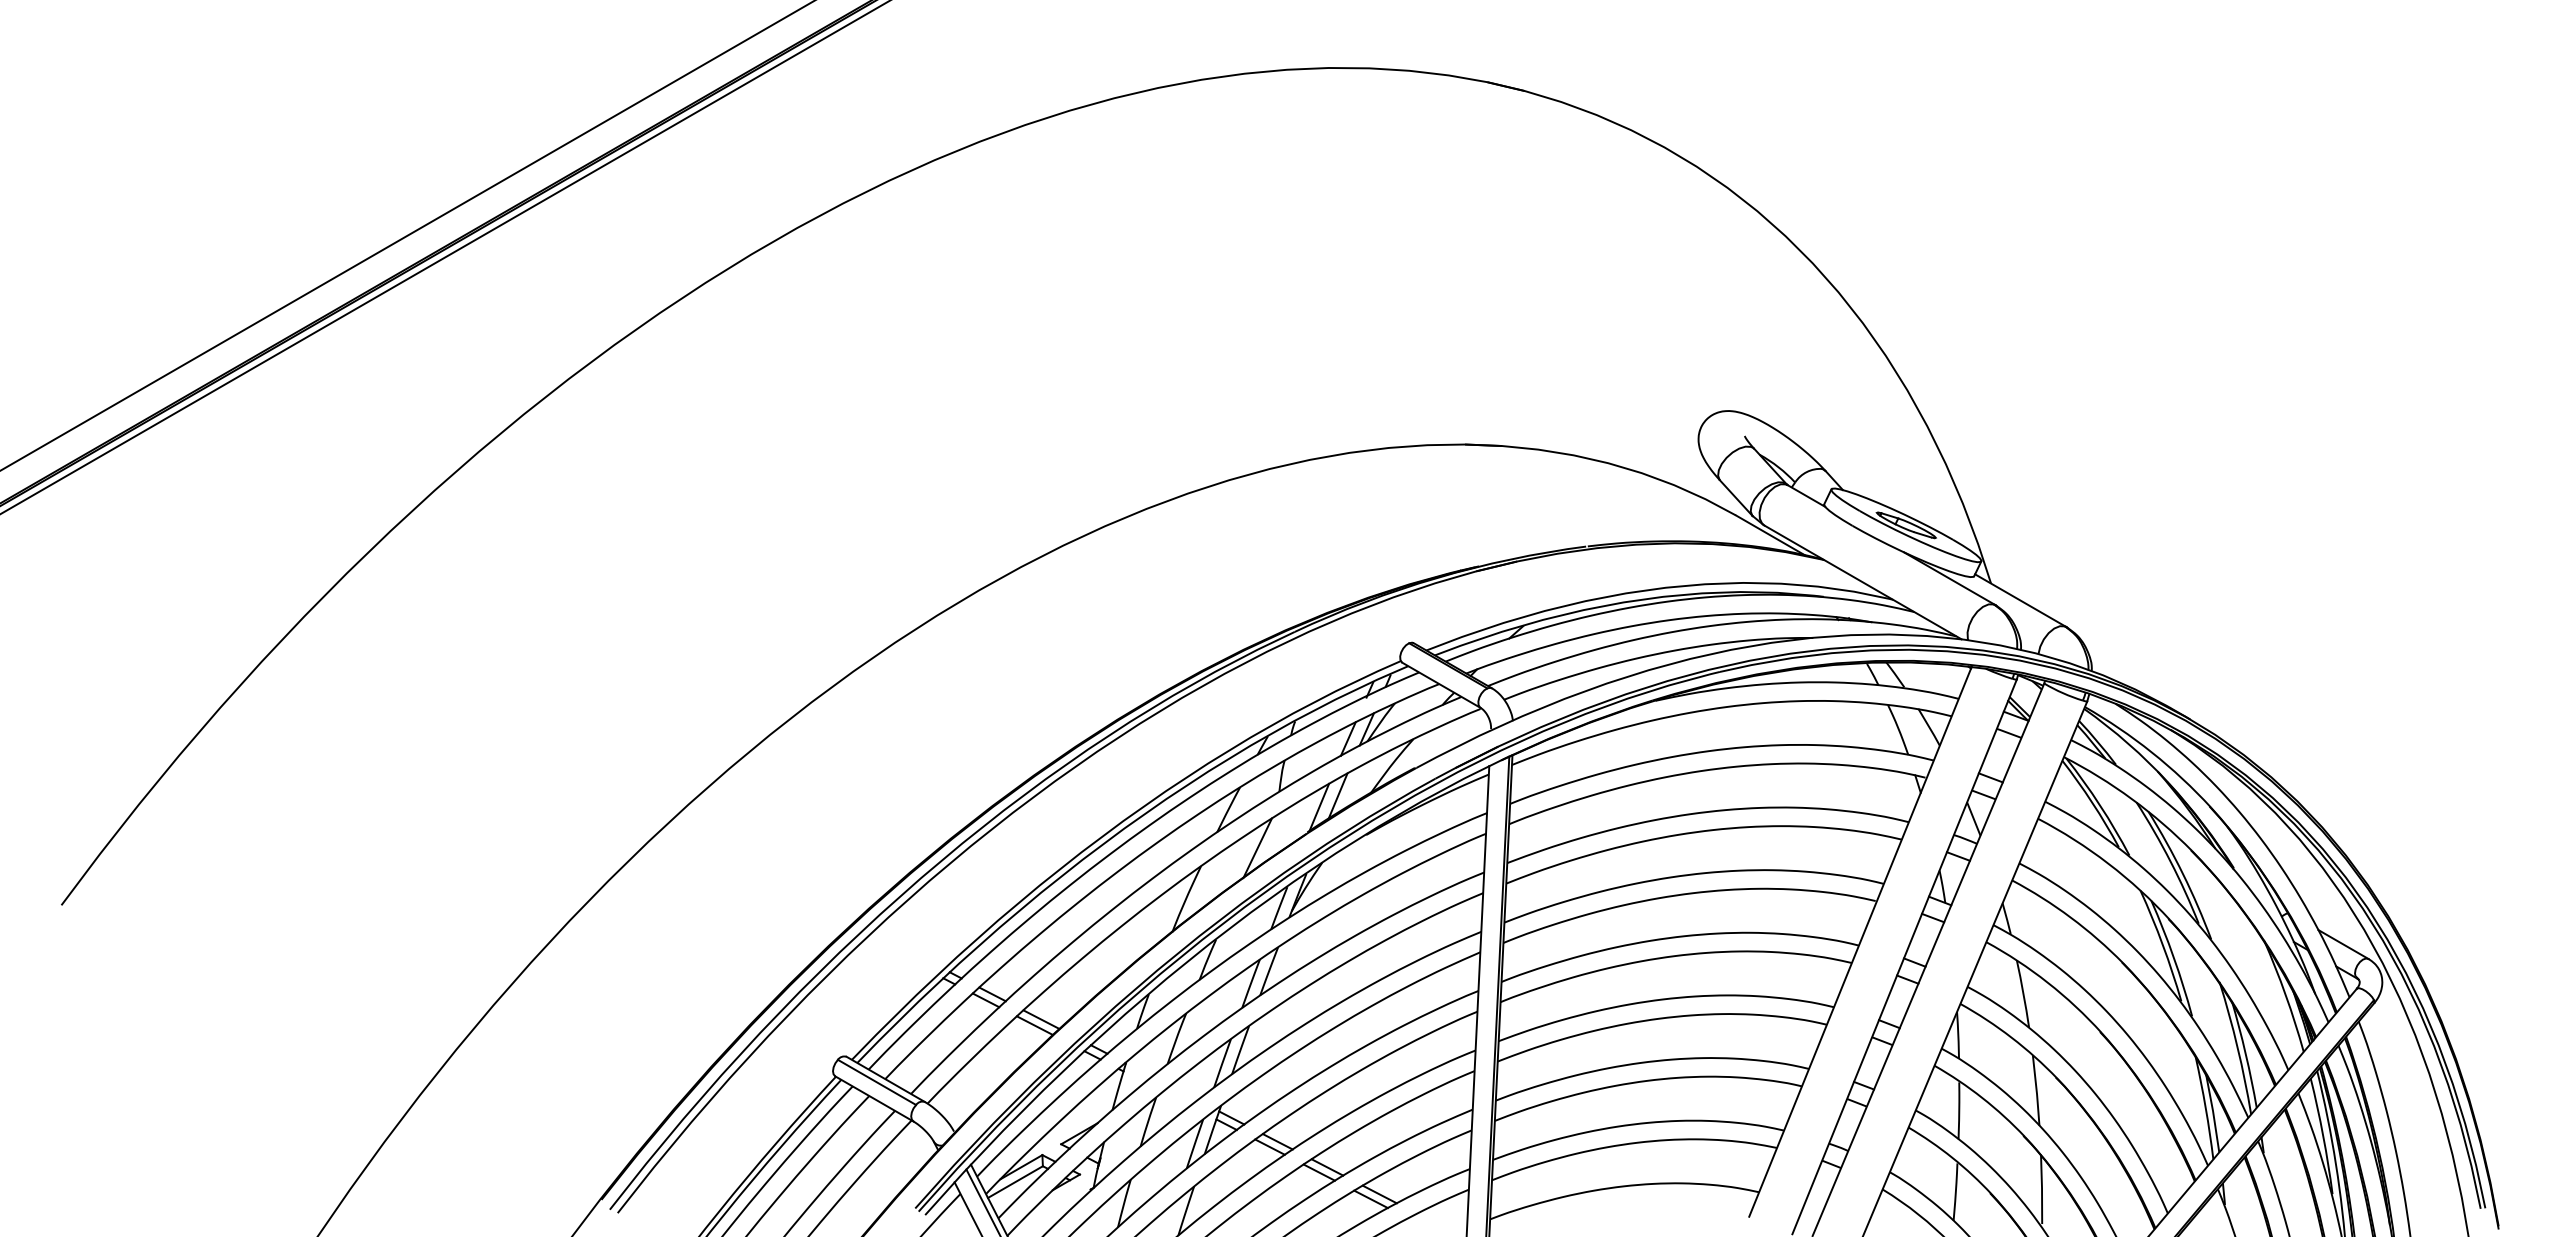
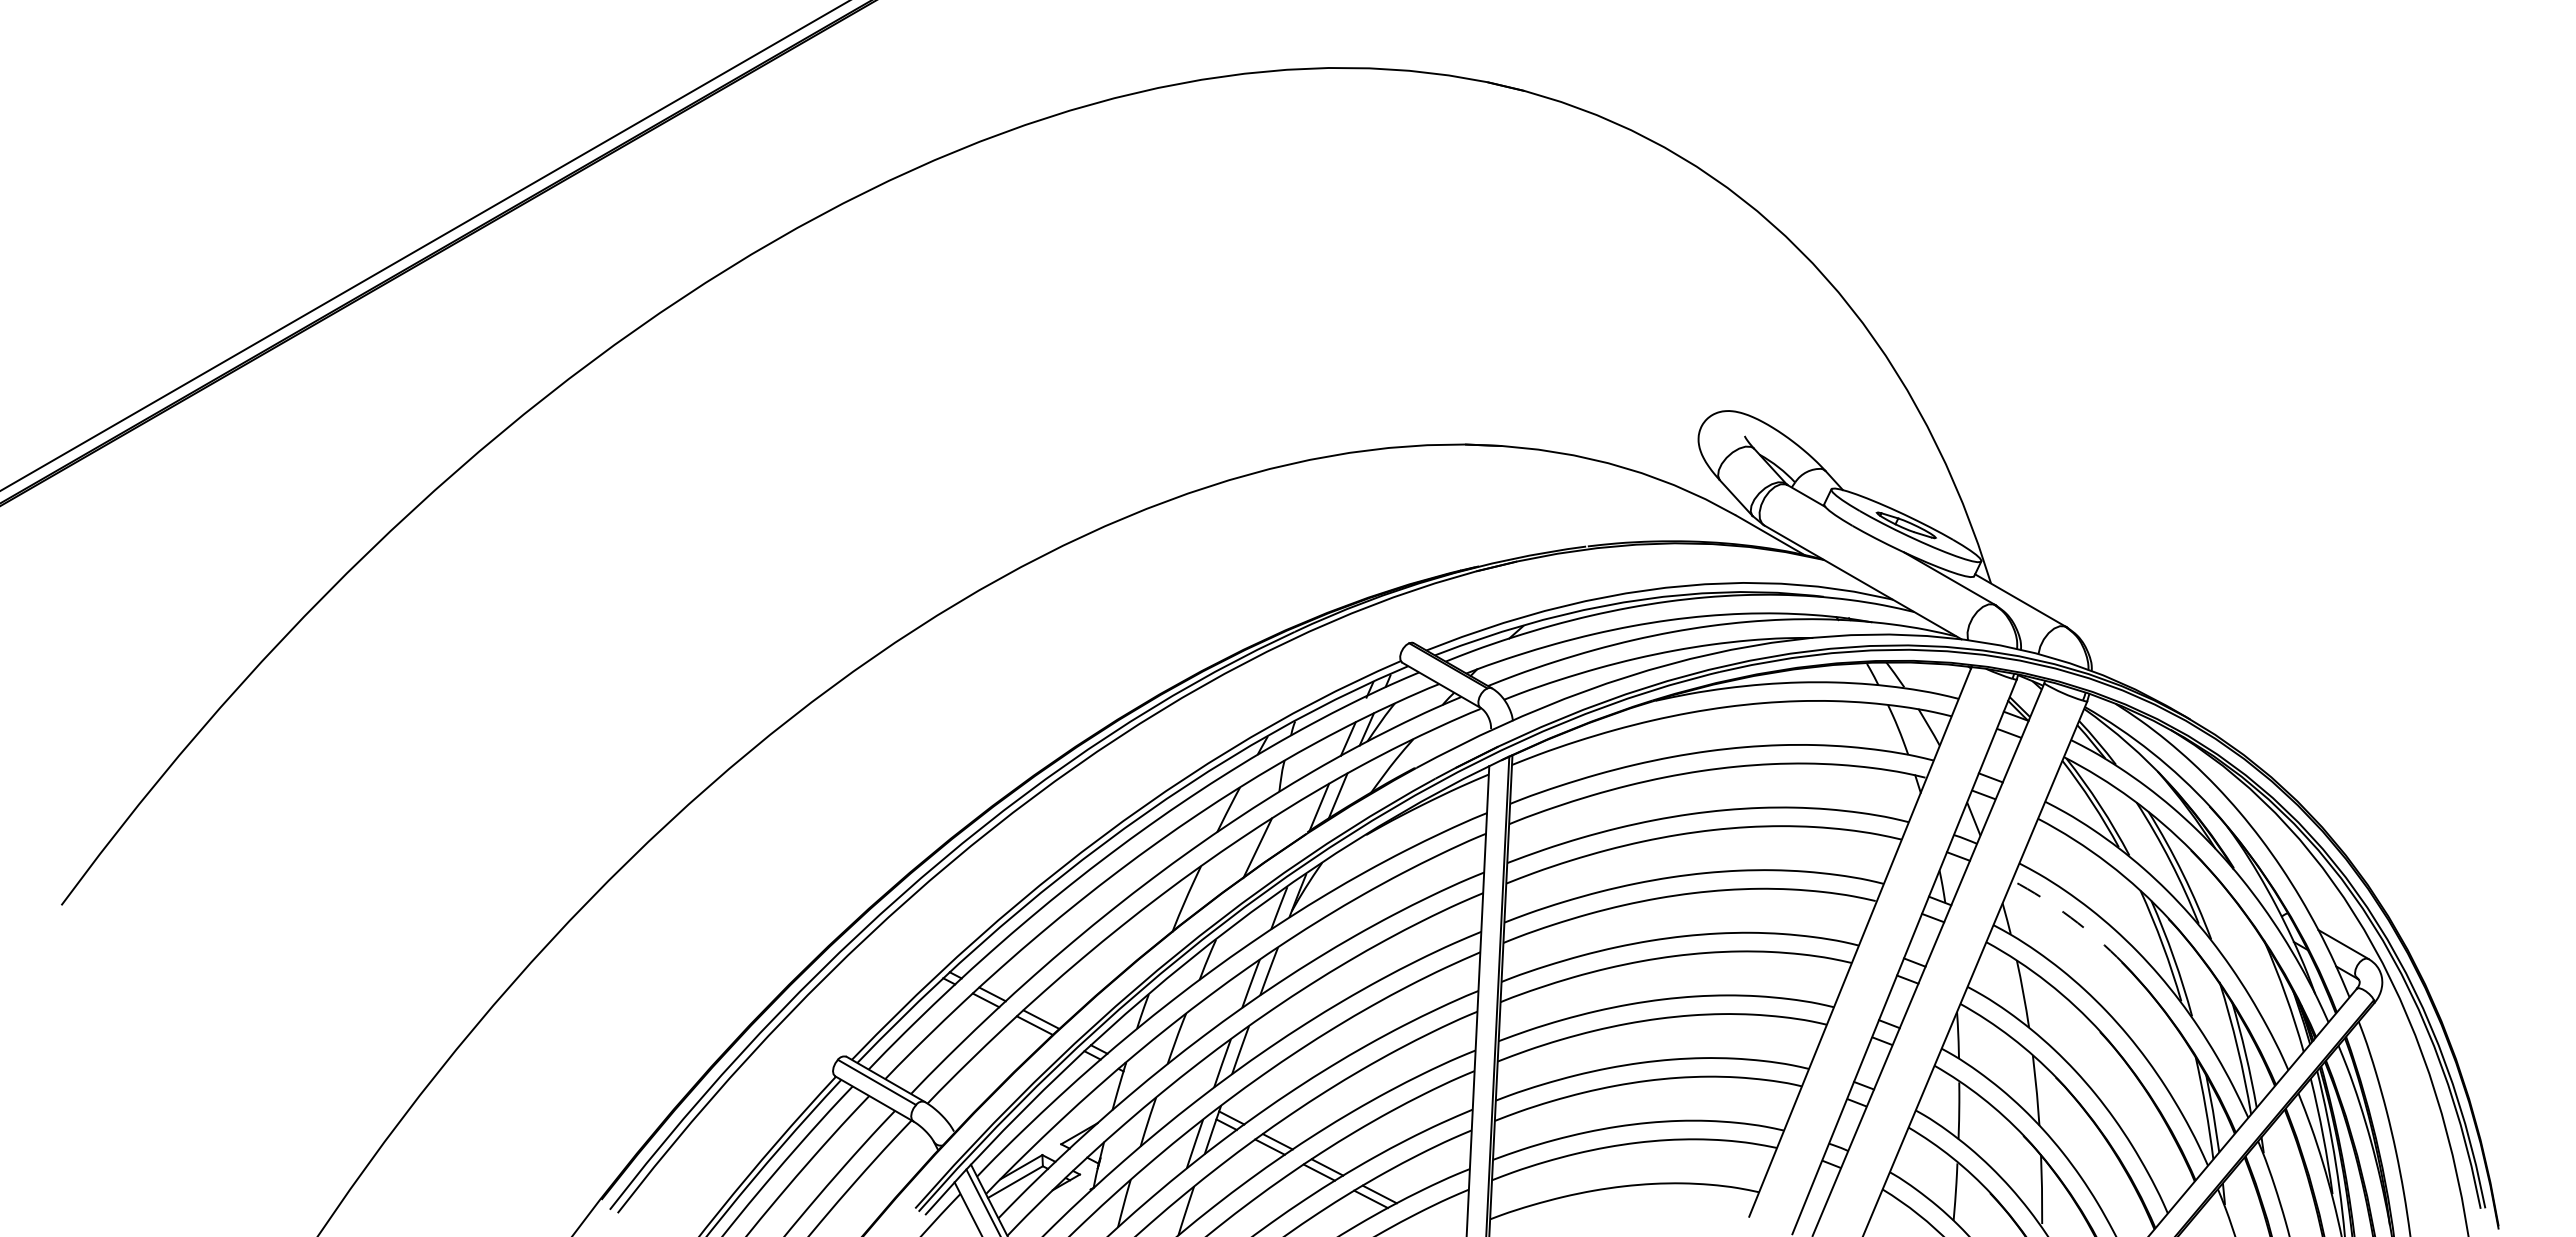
line position: (406, 235) -> (424, 245) (424, 245)
line: present -> none (444, 257)
arc: solid -> dashed (2070, 917)
